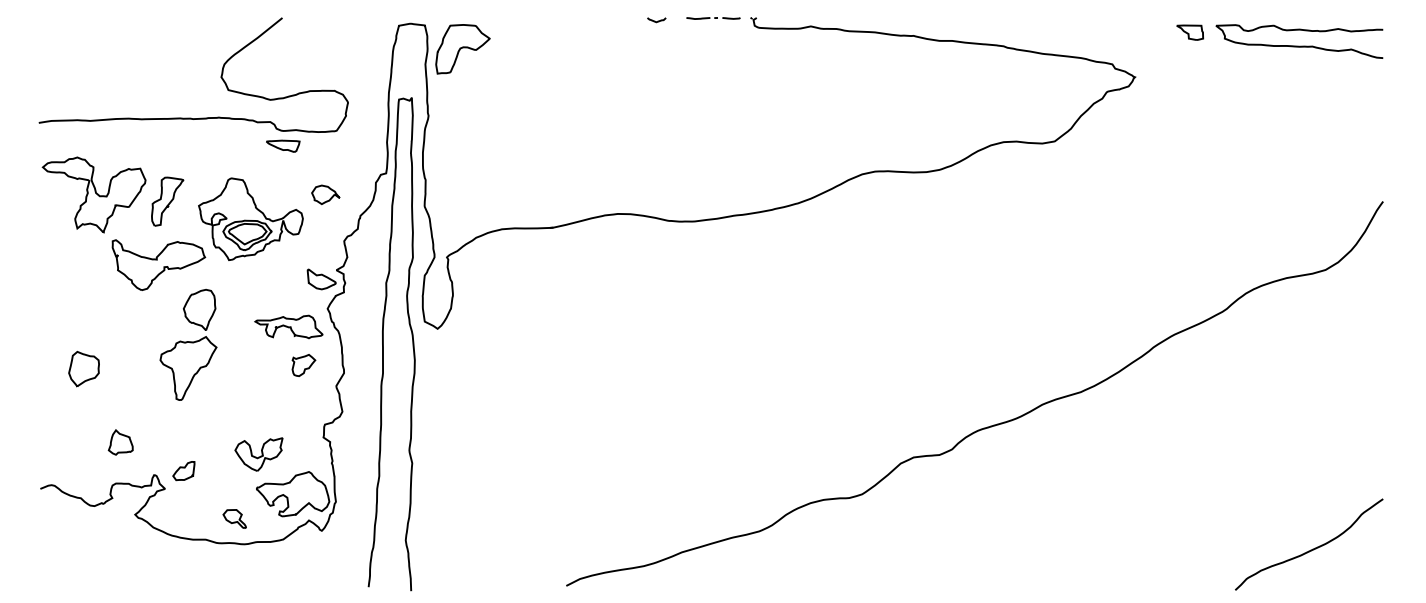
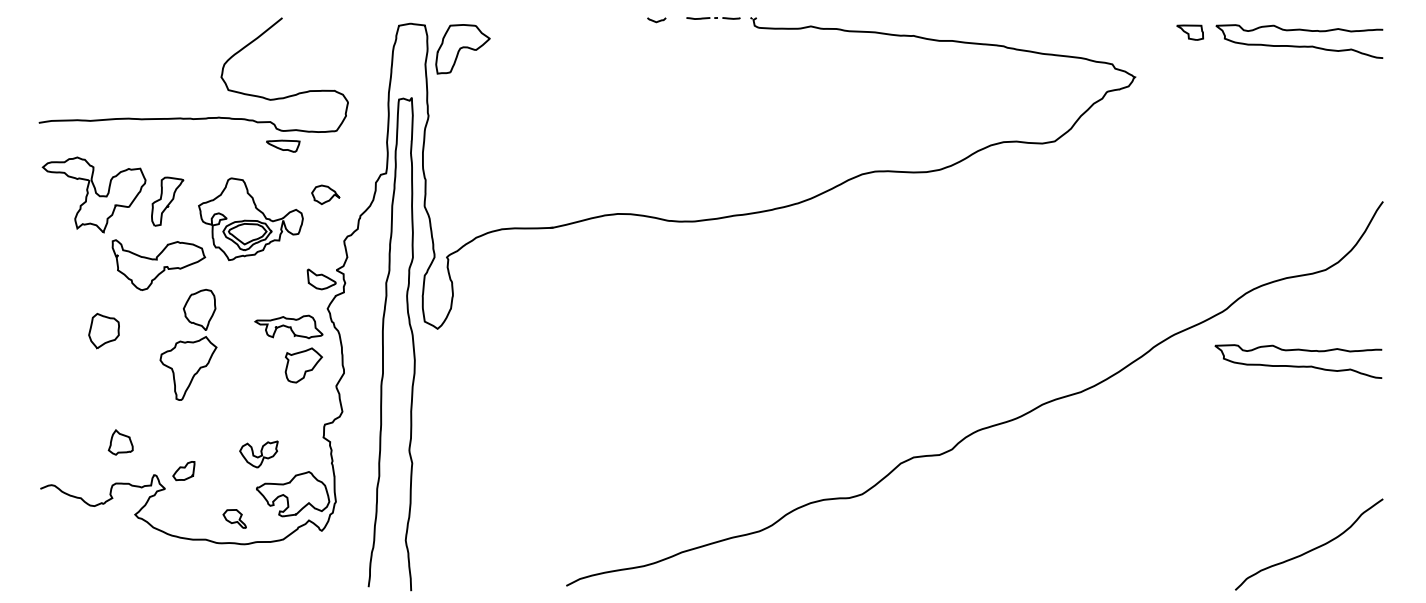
part size: 26x23 px -> 39x37 px (303, 365)
curve: none -> present (1298, 365)
part position: (83, 369) -> (103, 331) (103, 331)
part size: 50x35 px -> 40x29 px (258, 454)
